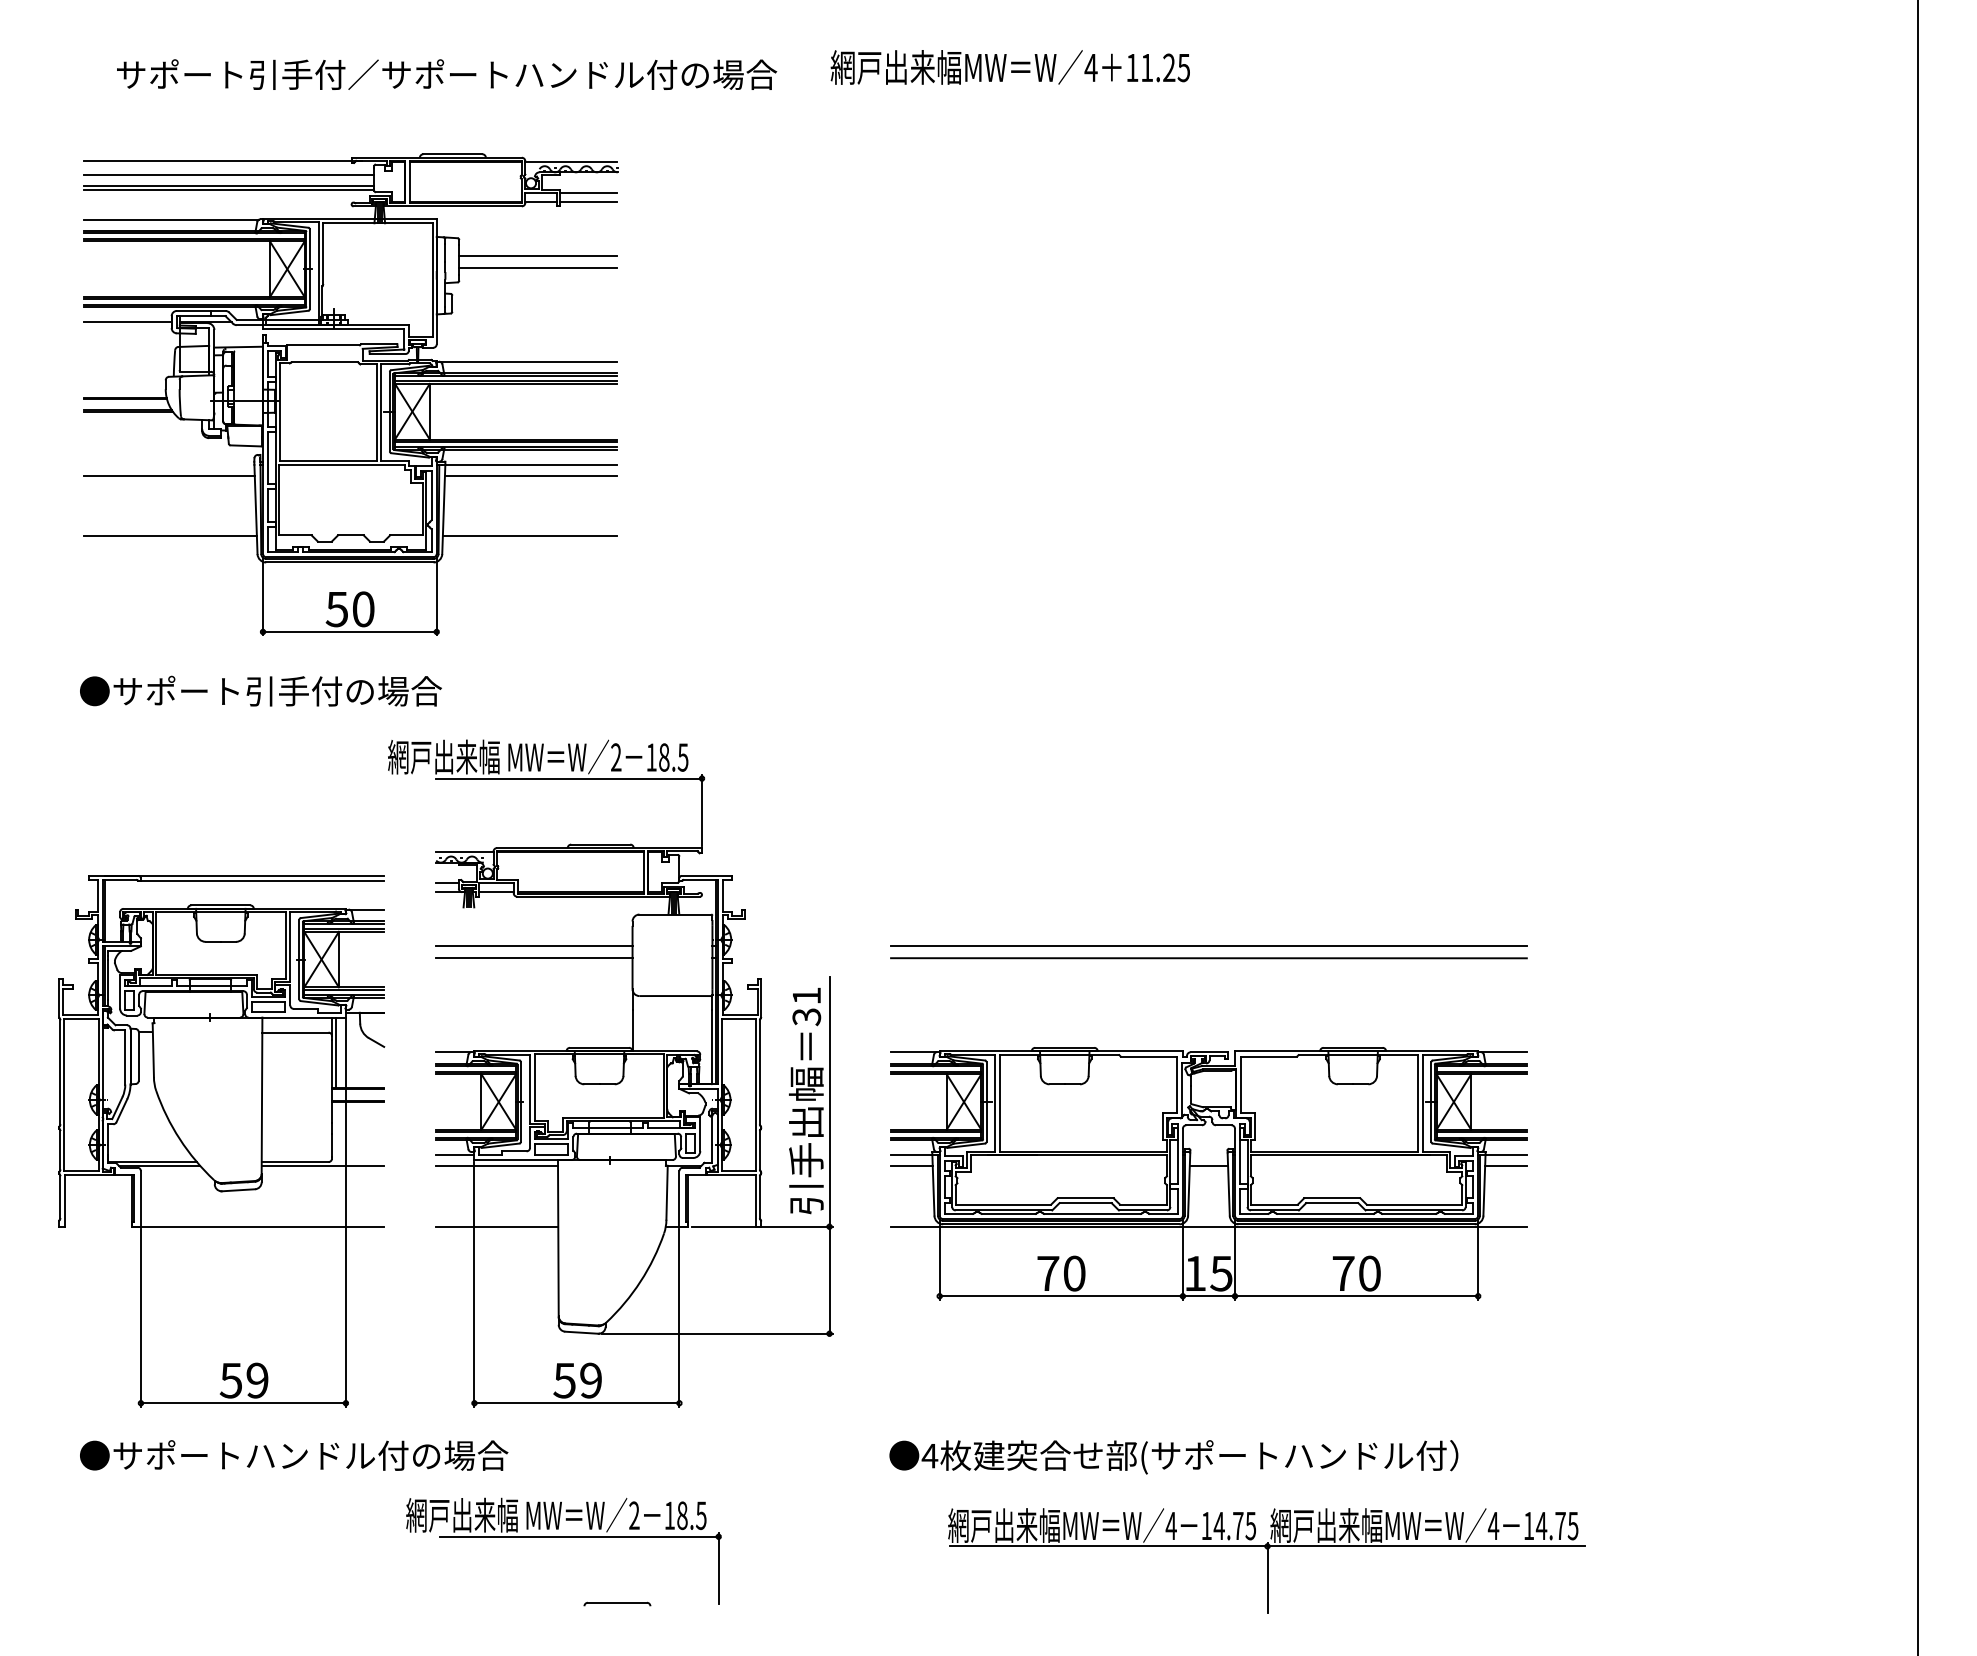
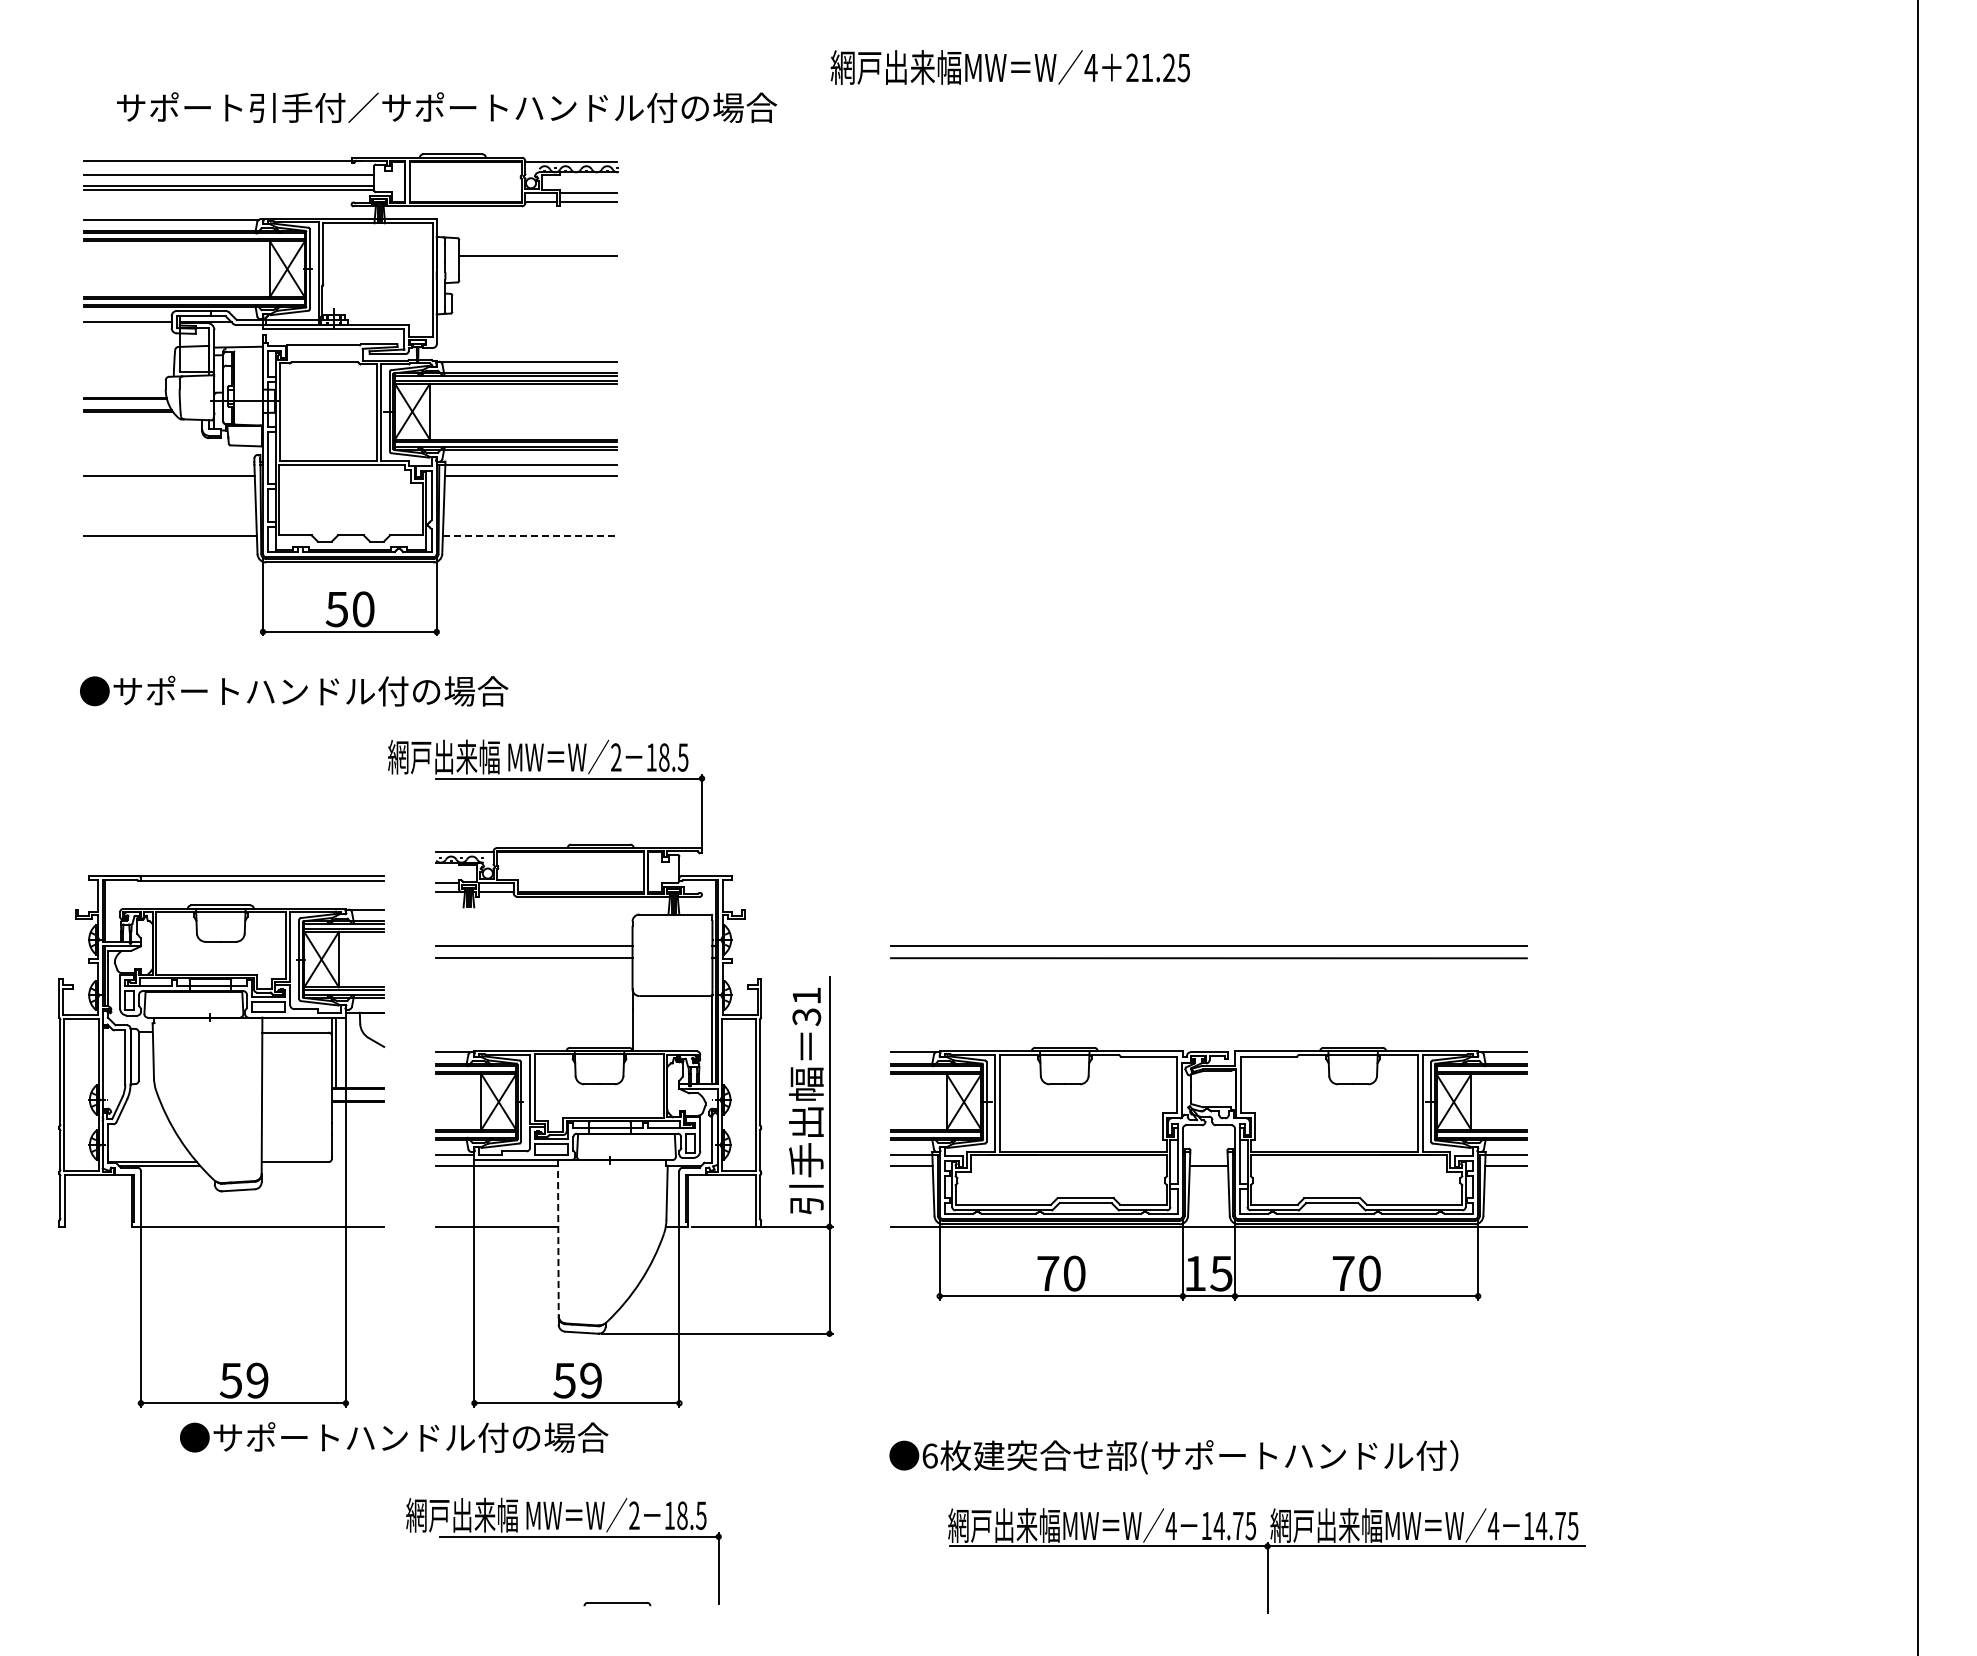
text: 11.25 -> 21.25 (1132, 67)
text position: (447, 74) -> (447, 107) (447, 107)
line: present -> none (538, 267)
line: solid -> dashed (530, 536)
text: ●サポート引手付の場合 -> ●サポートハンドル付の場合 (377, 691)
line: present -> none (322, 1165)
line: solid -> dashed (558, 1238)
text position: (294, 1455) -> (394, 1437) (394, 1437)
text: 4 -> 6 (929, 1455)
